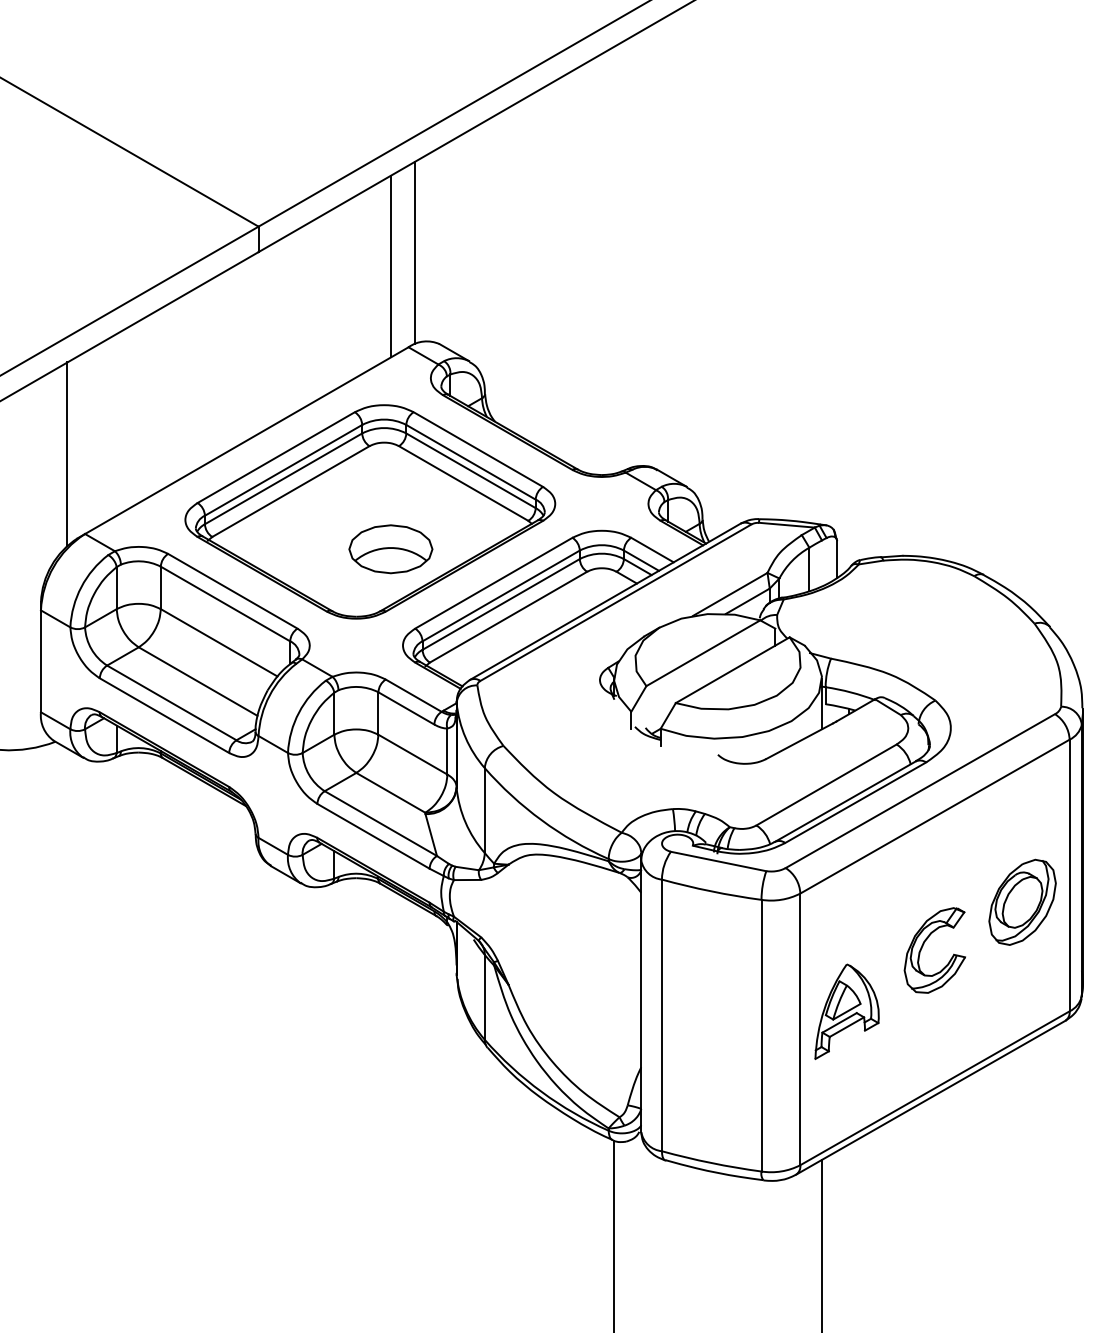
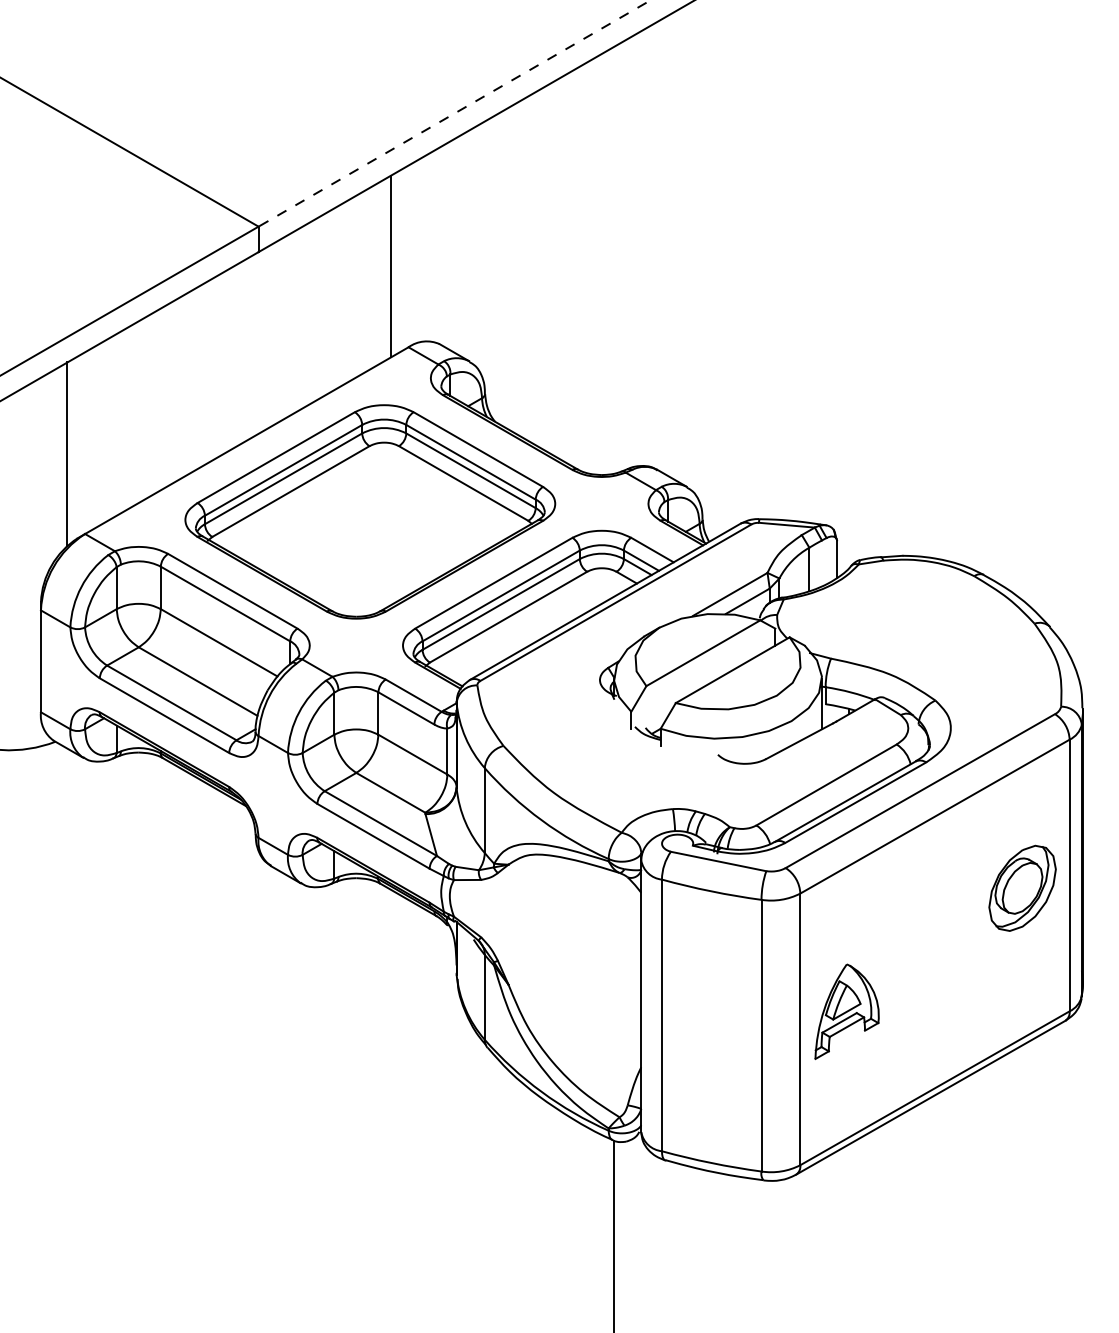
line: solid -> dashed (454, 113)
line: present -> none (415, 252)
part: present -> none (390, 549)
part position: (1022, 901) -> (1022, 887) (1022, 887)
part: present -> none (924, 944)
line: present -> none (822, 1244)
